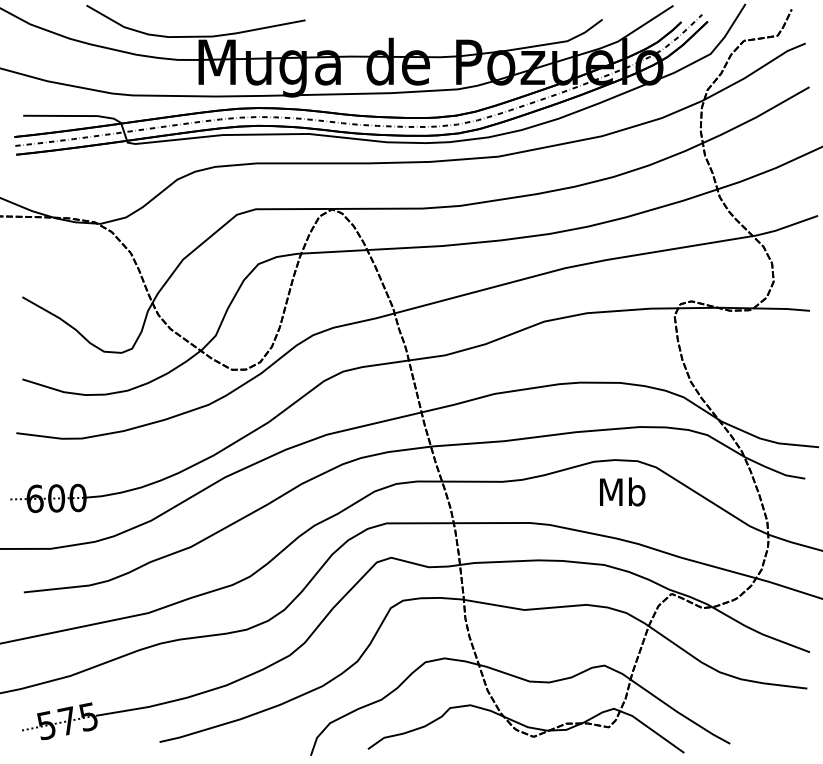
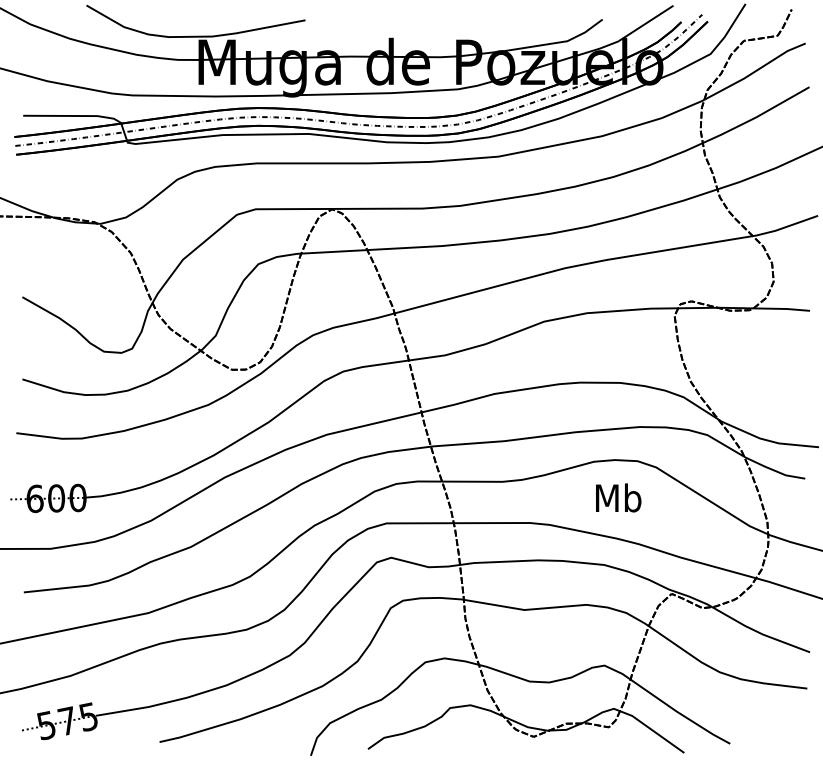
text position: (622, 491) -> (618, 497) (618, 497)
